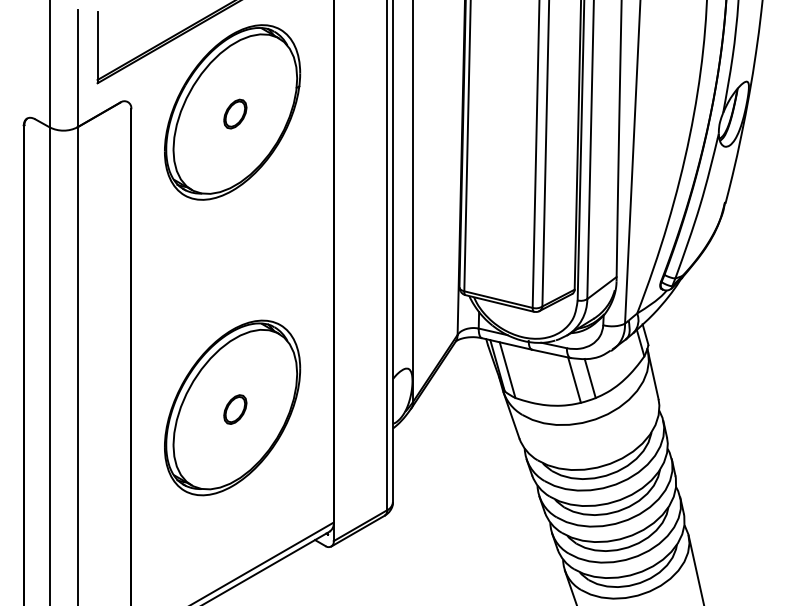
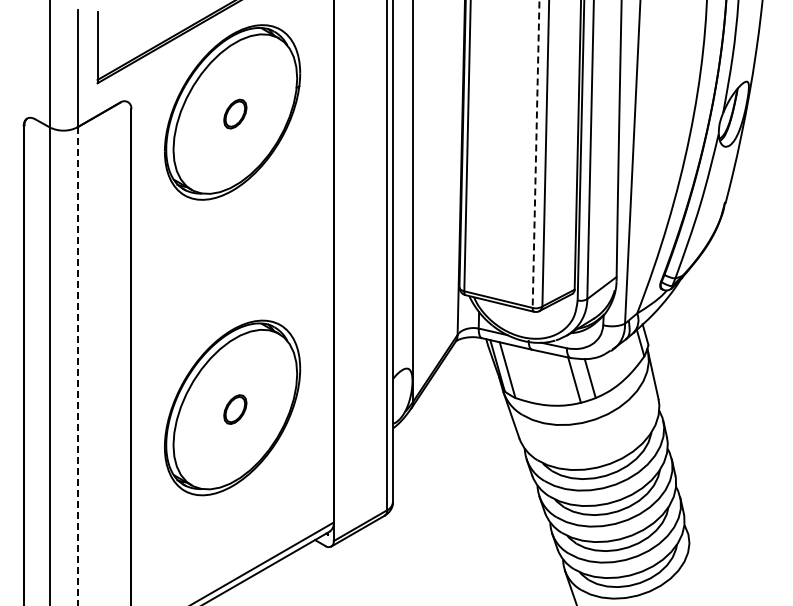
line: solid -> dashed (536, 154)
line: solid -> dashed (77, 366)
line: present -> none (695, 568)
